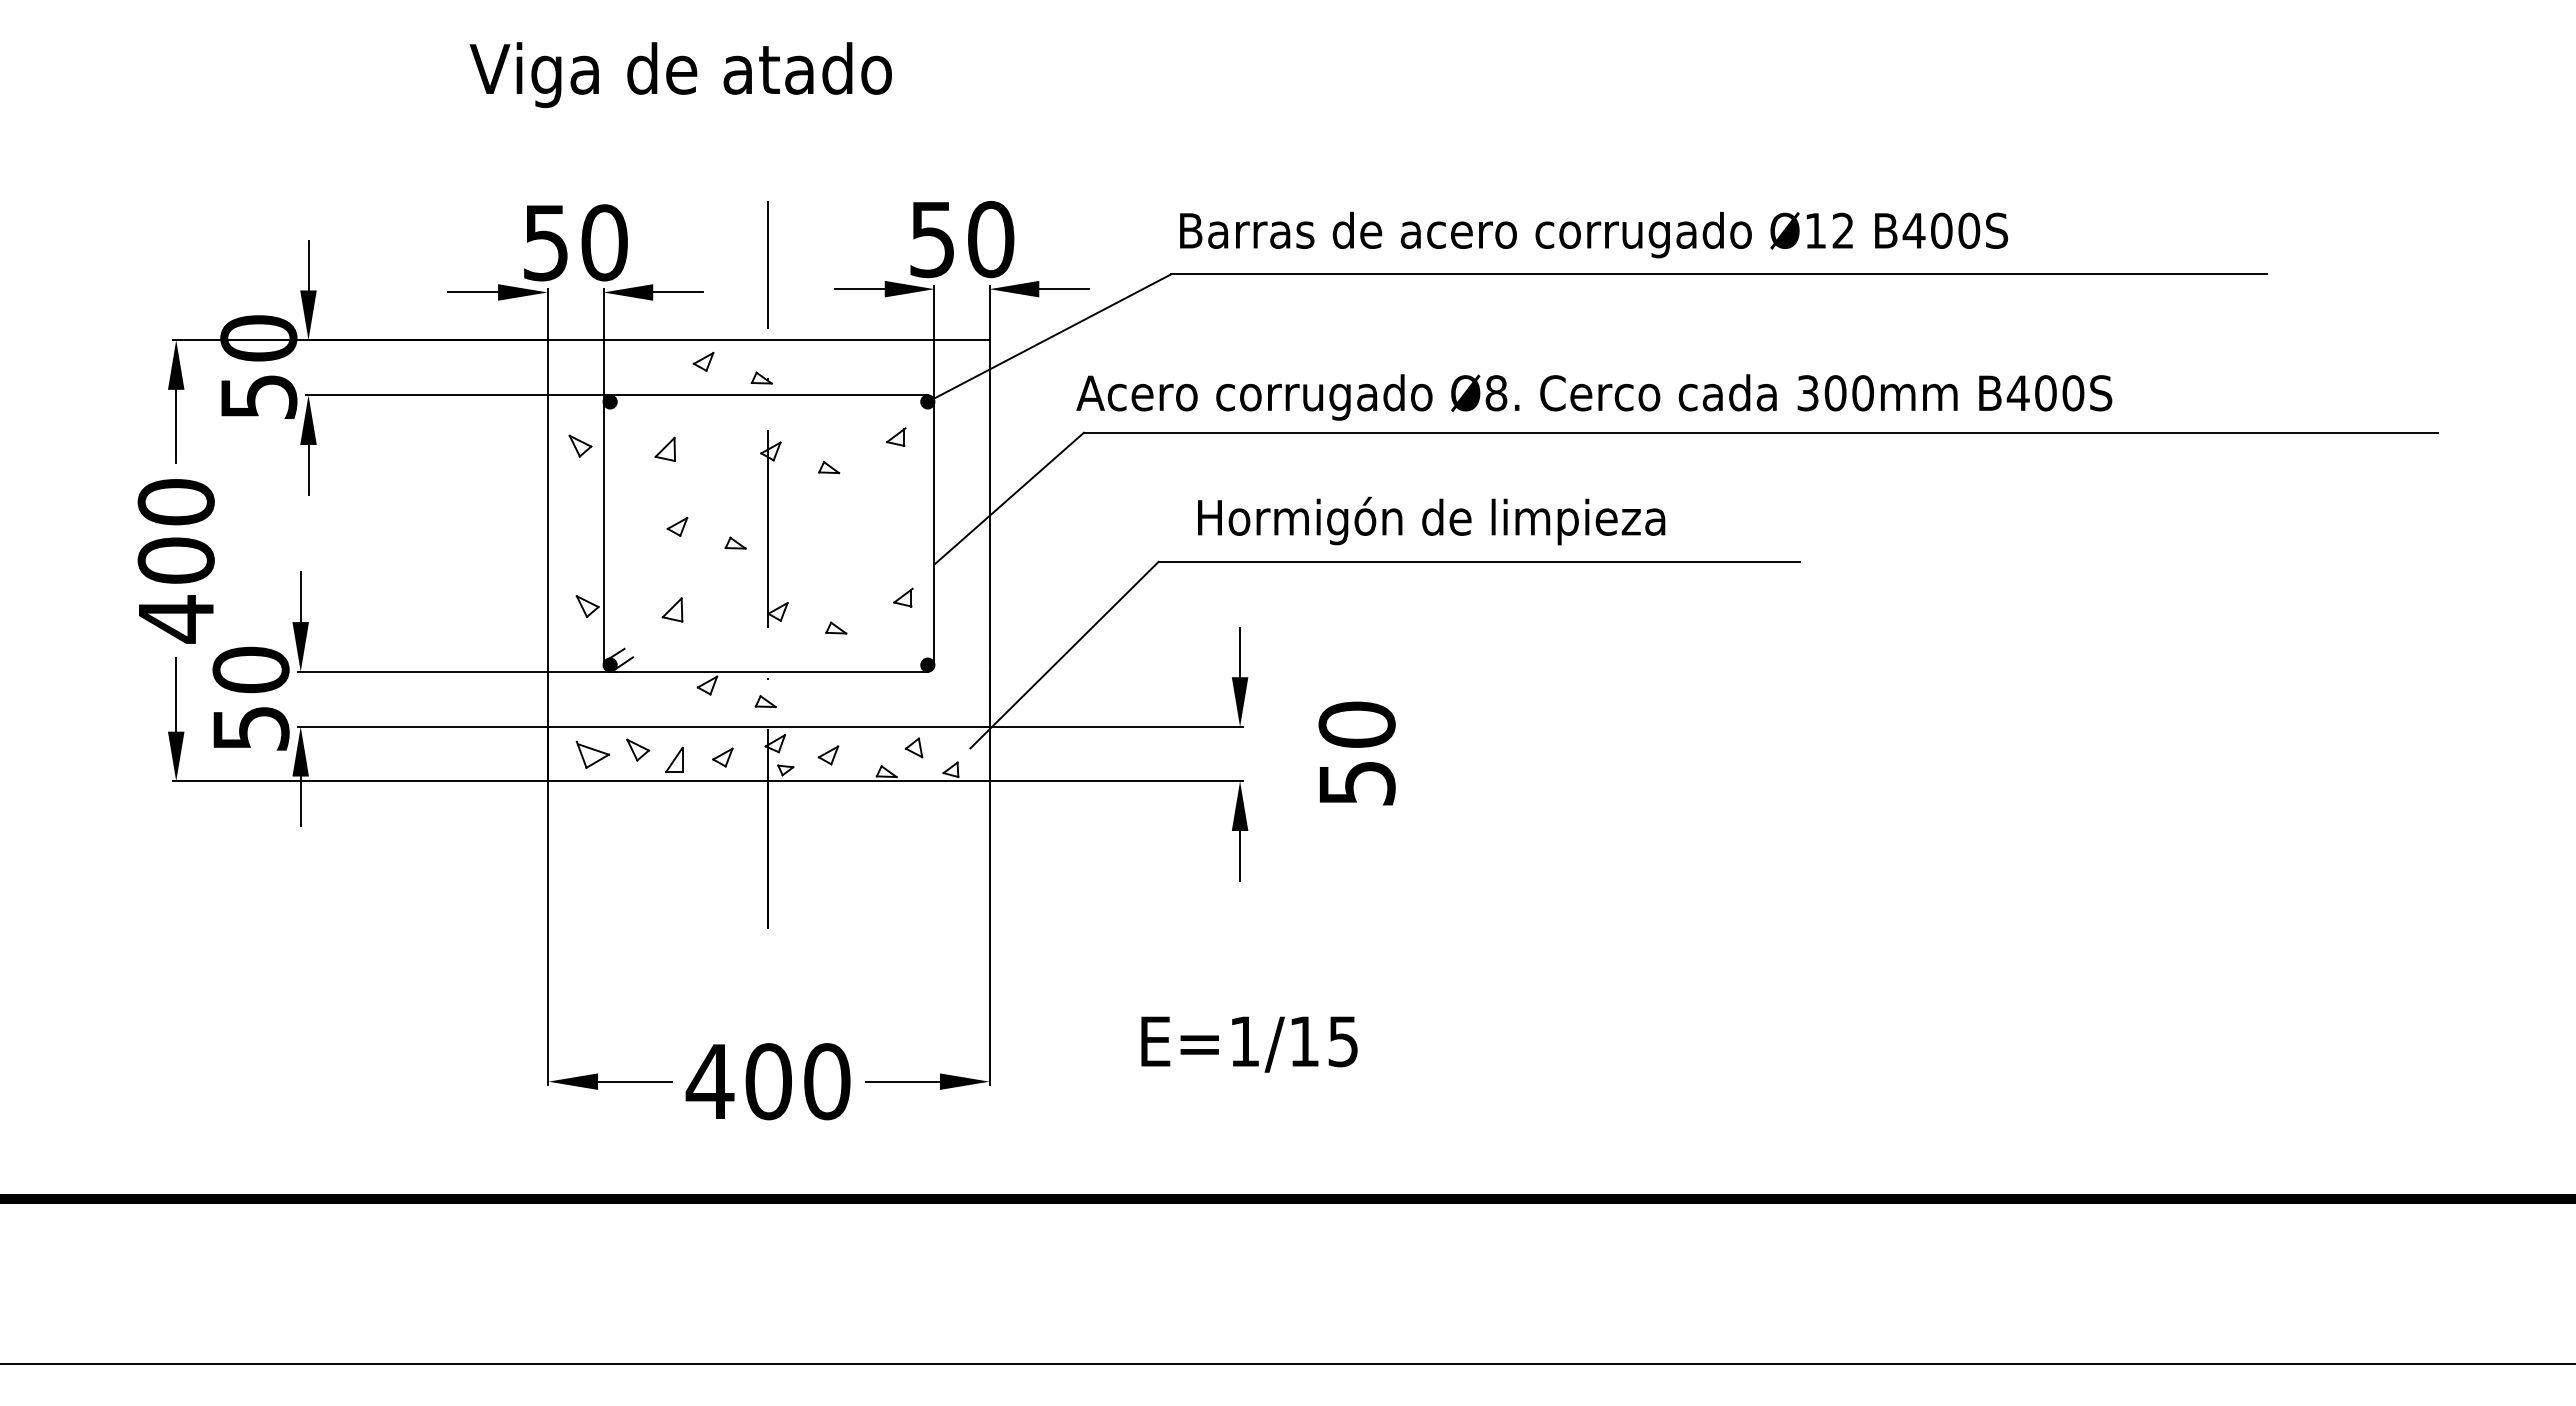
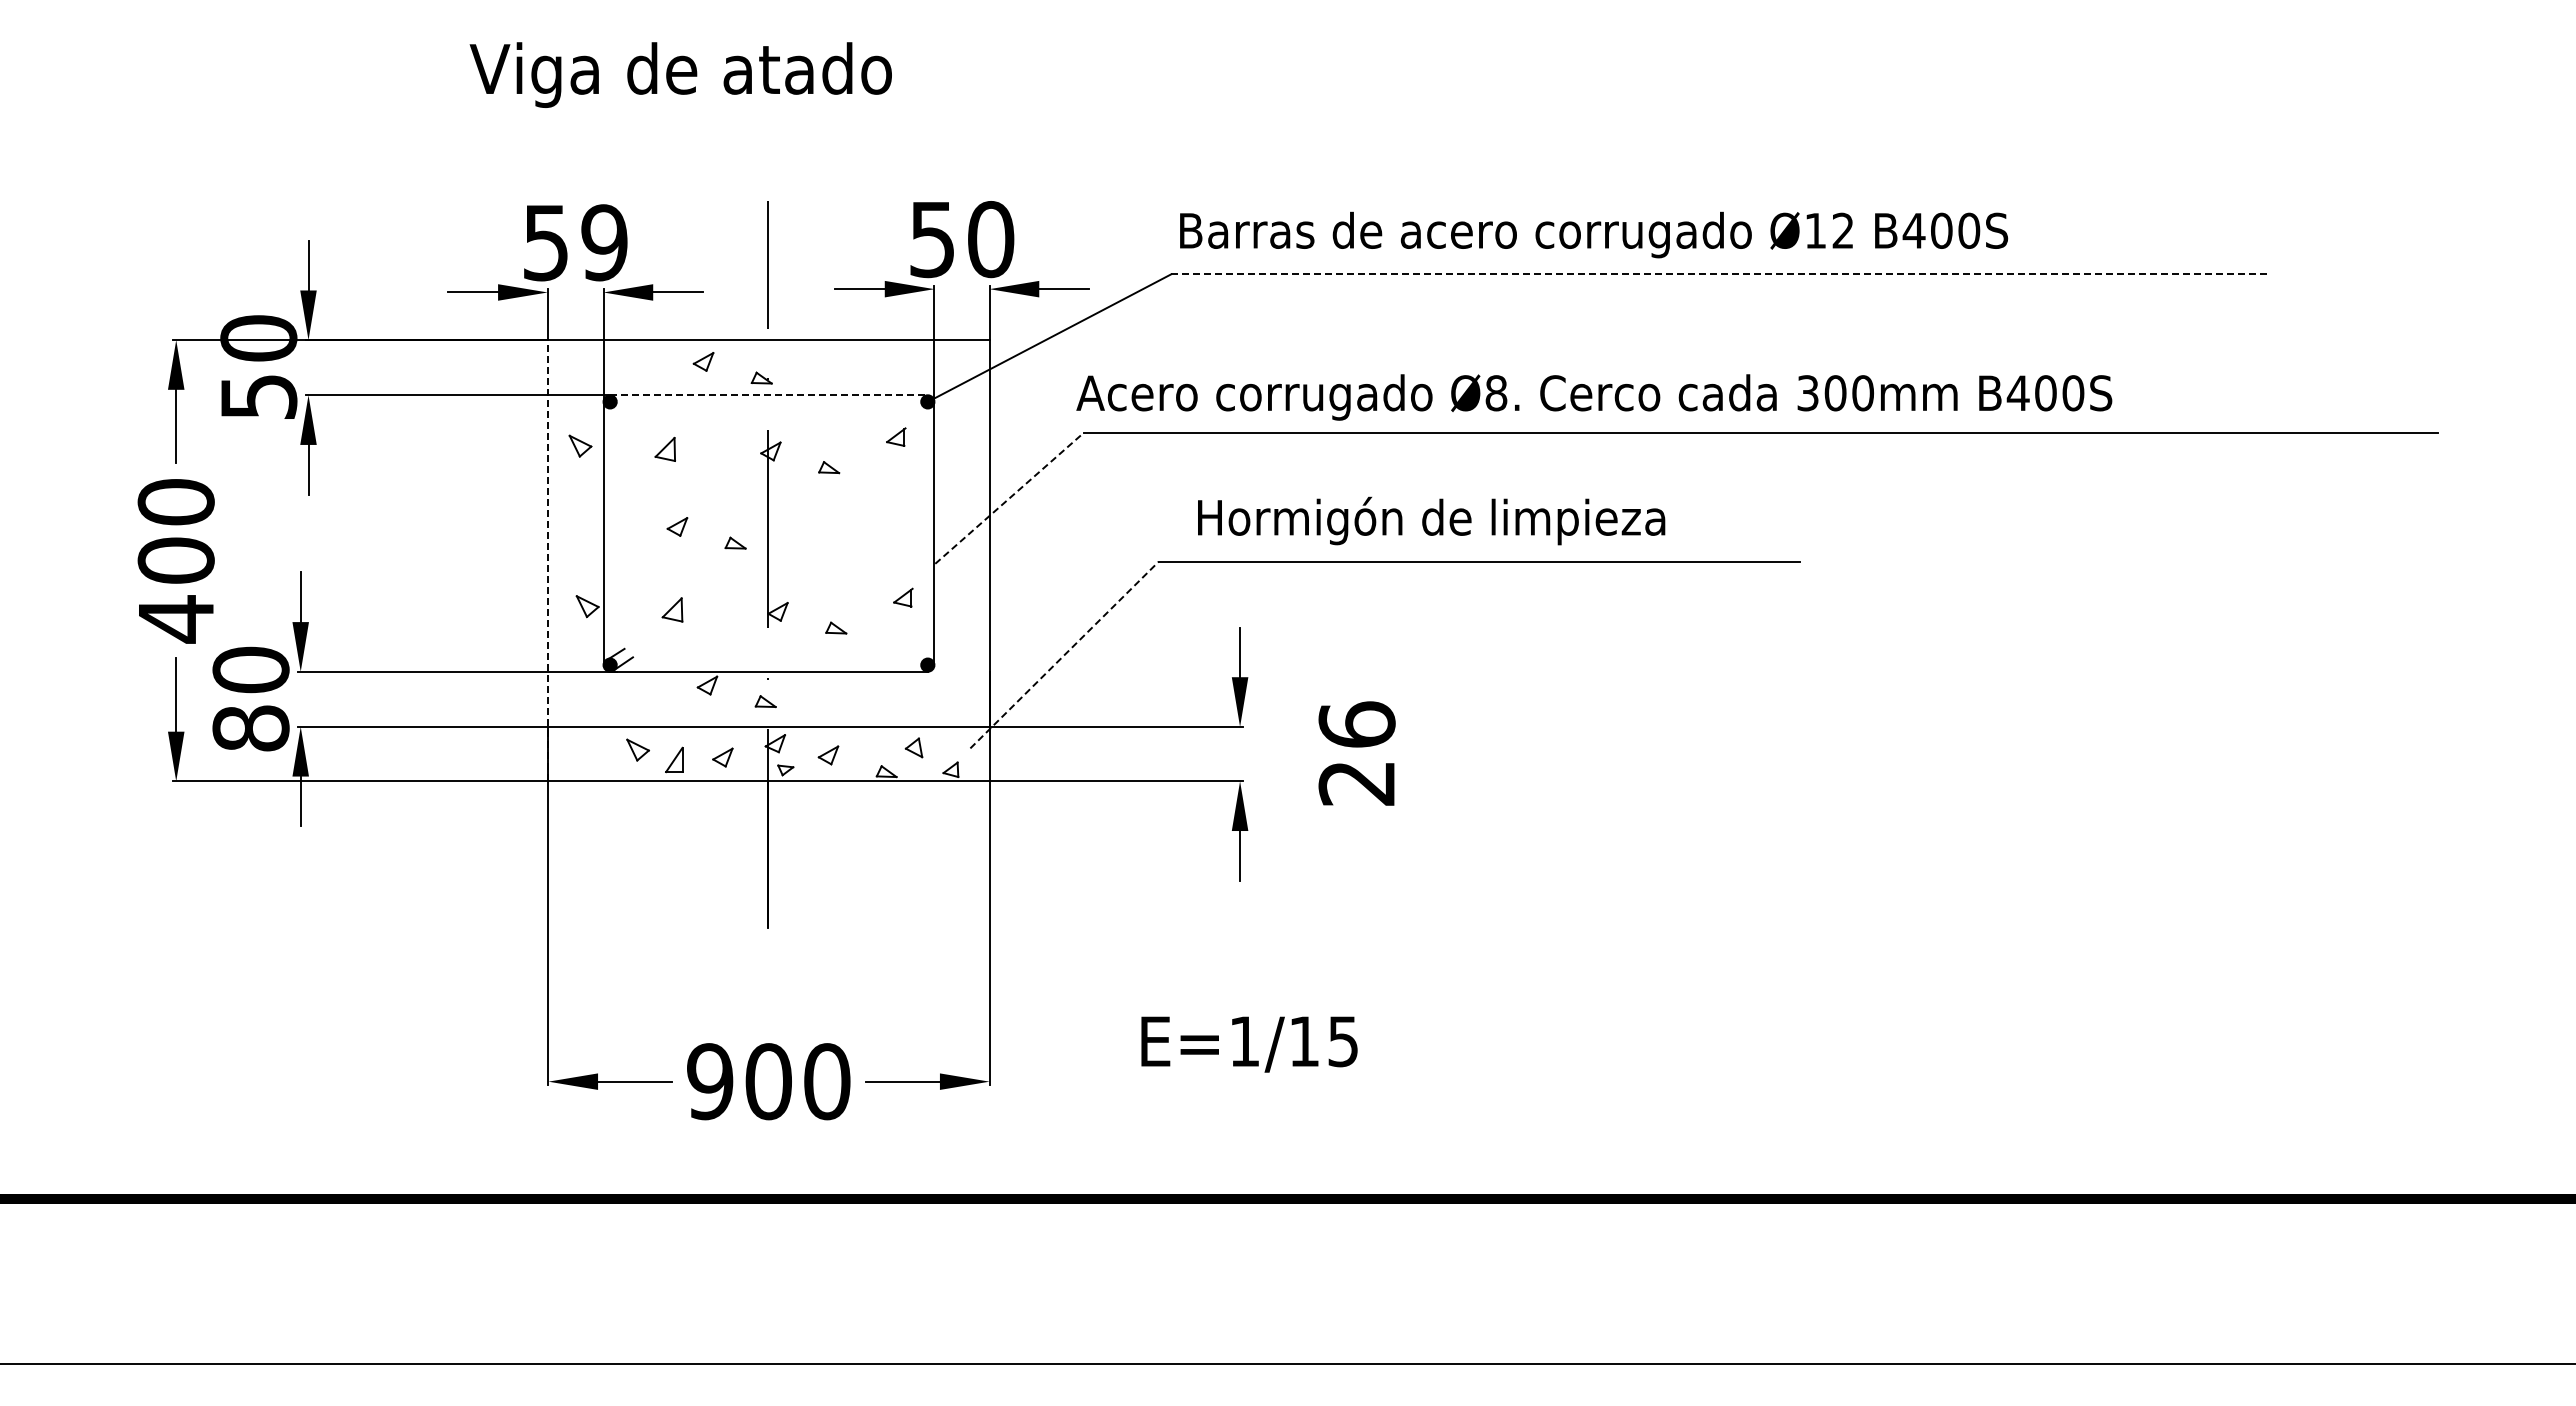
text: 50 -> 59 (604, 242)
line: solid -> dashed (1718, 274)
line: solid -> dashed (768, 395)
line: solid -> dashed (1009, 498)
line: solid -> dashed (548, 560)
line: solid -> dashed (1064, 655)
text: 50 -> 80 (250, 728)
text: 50 -> 26 (1356, 753)
part: present -> none (592, 754)
text: 400 -> 900 (709, 1081)
